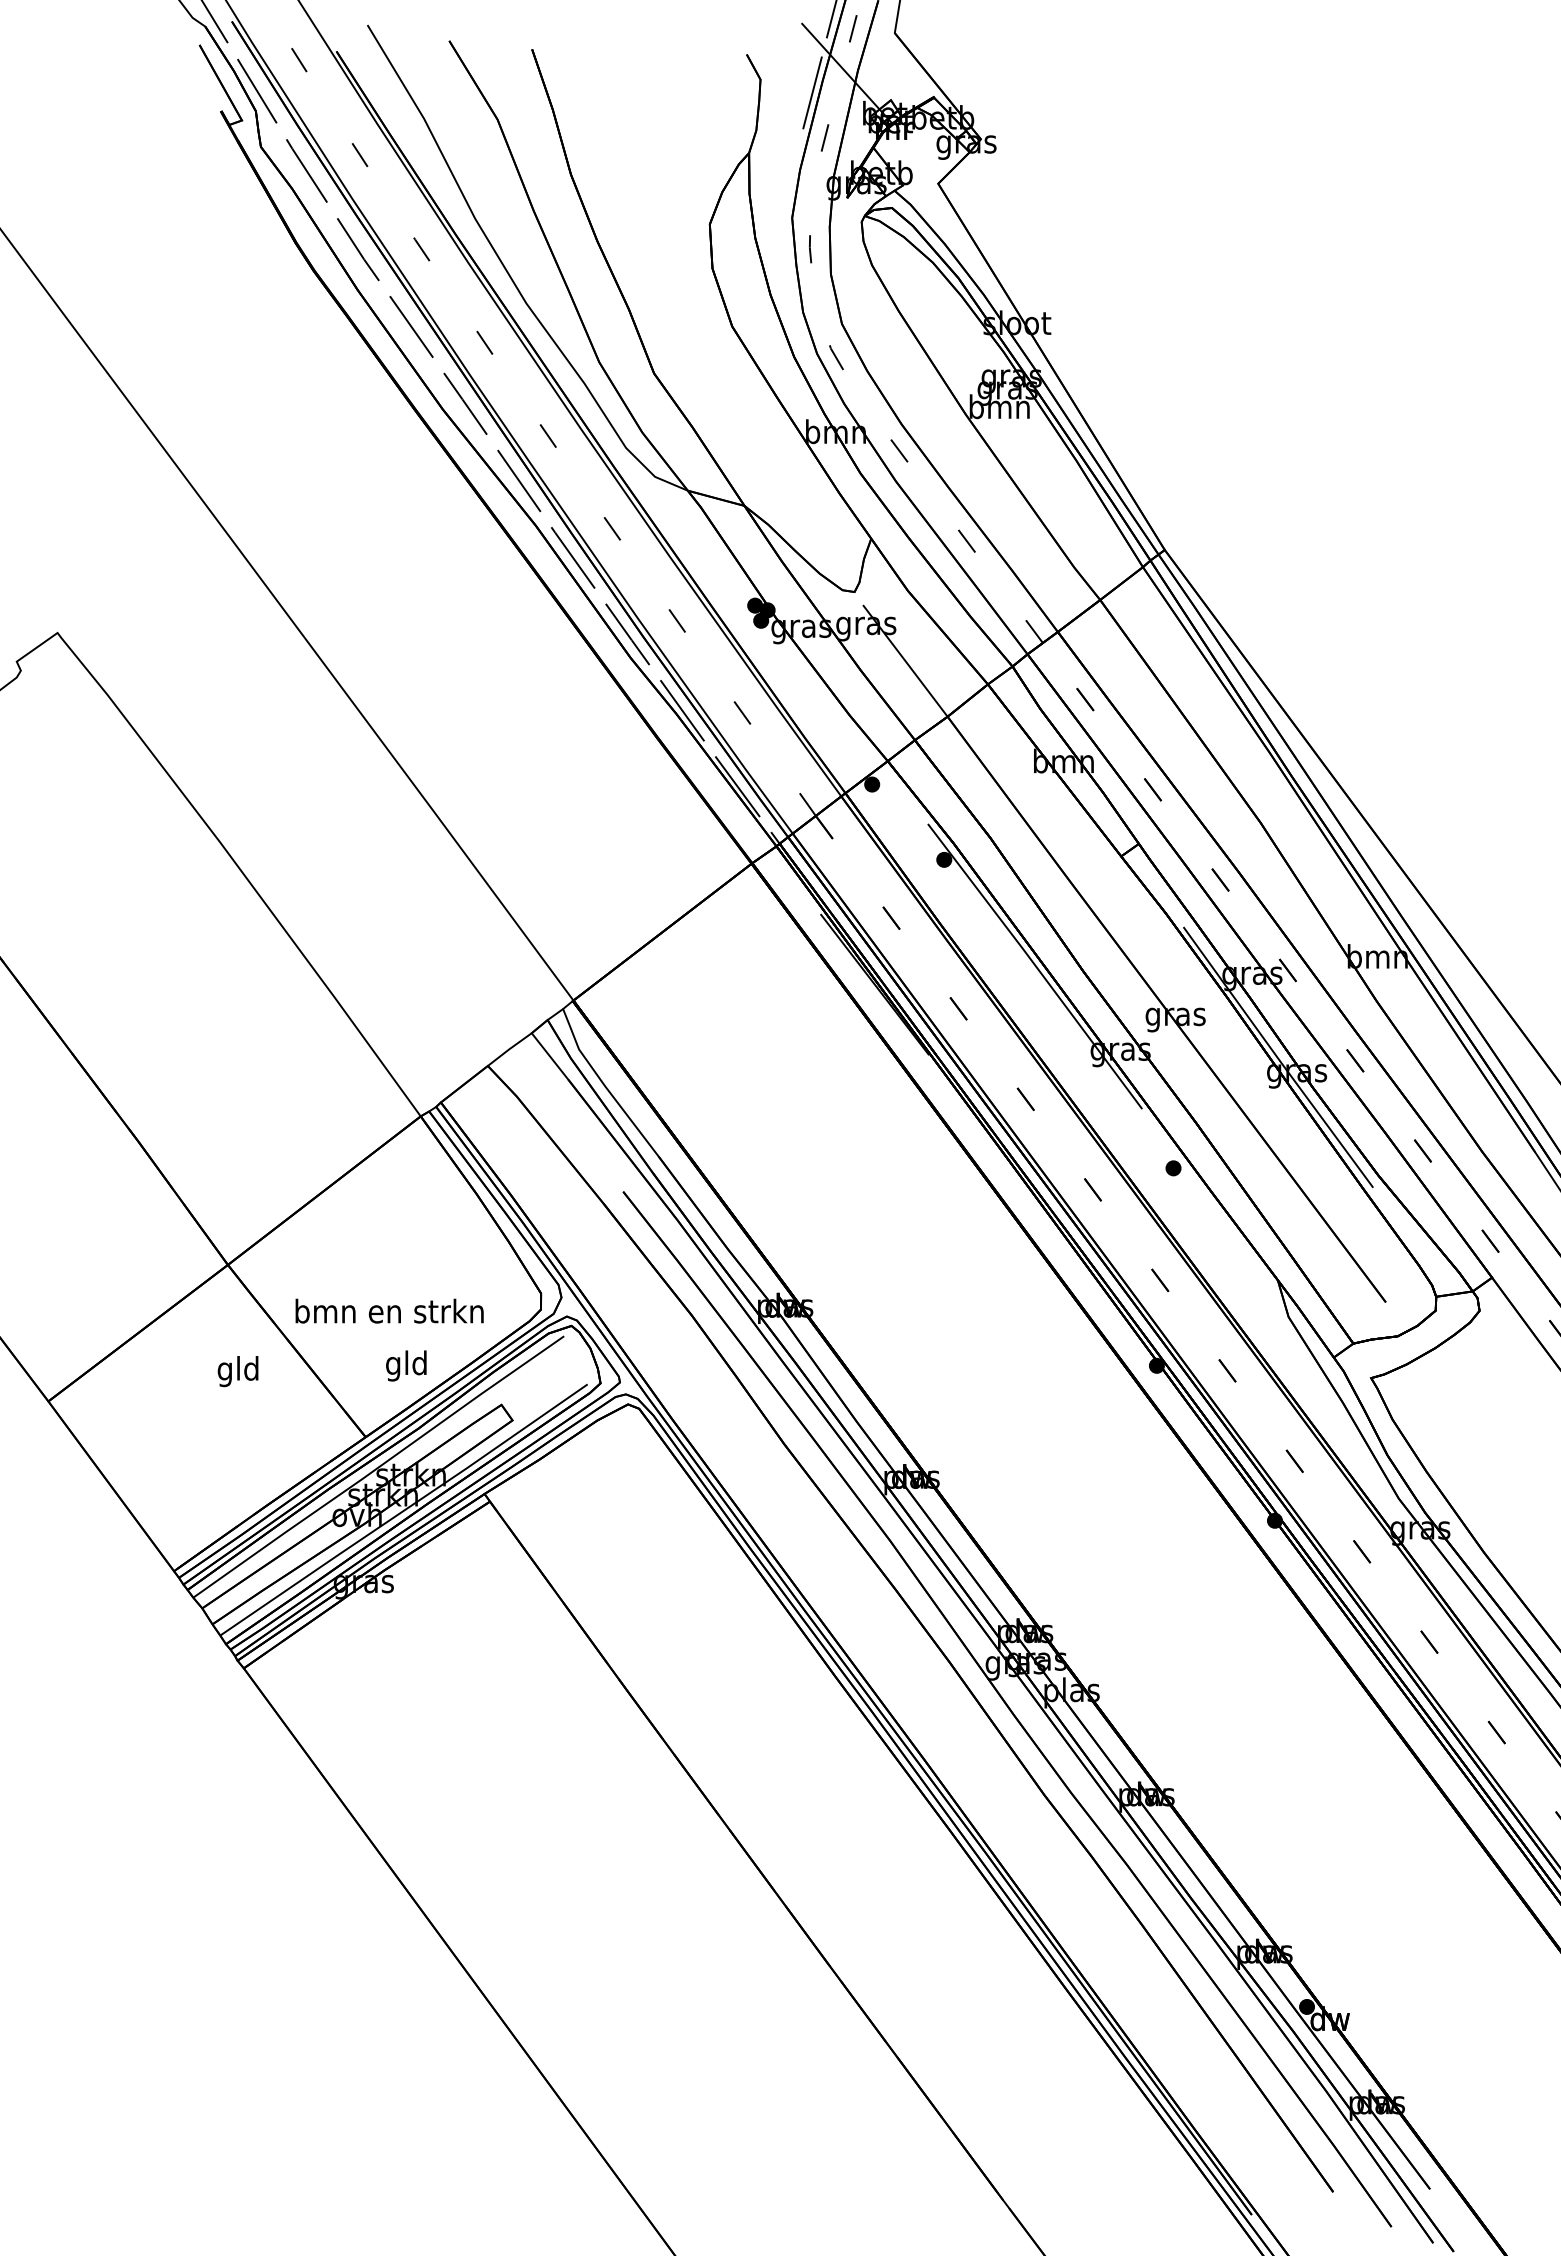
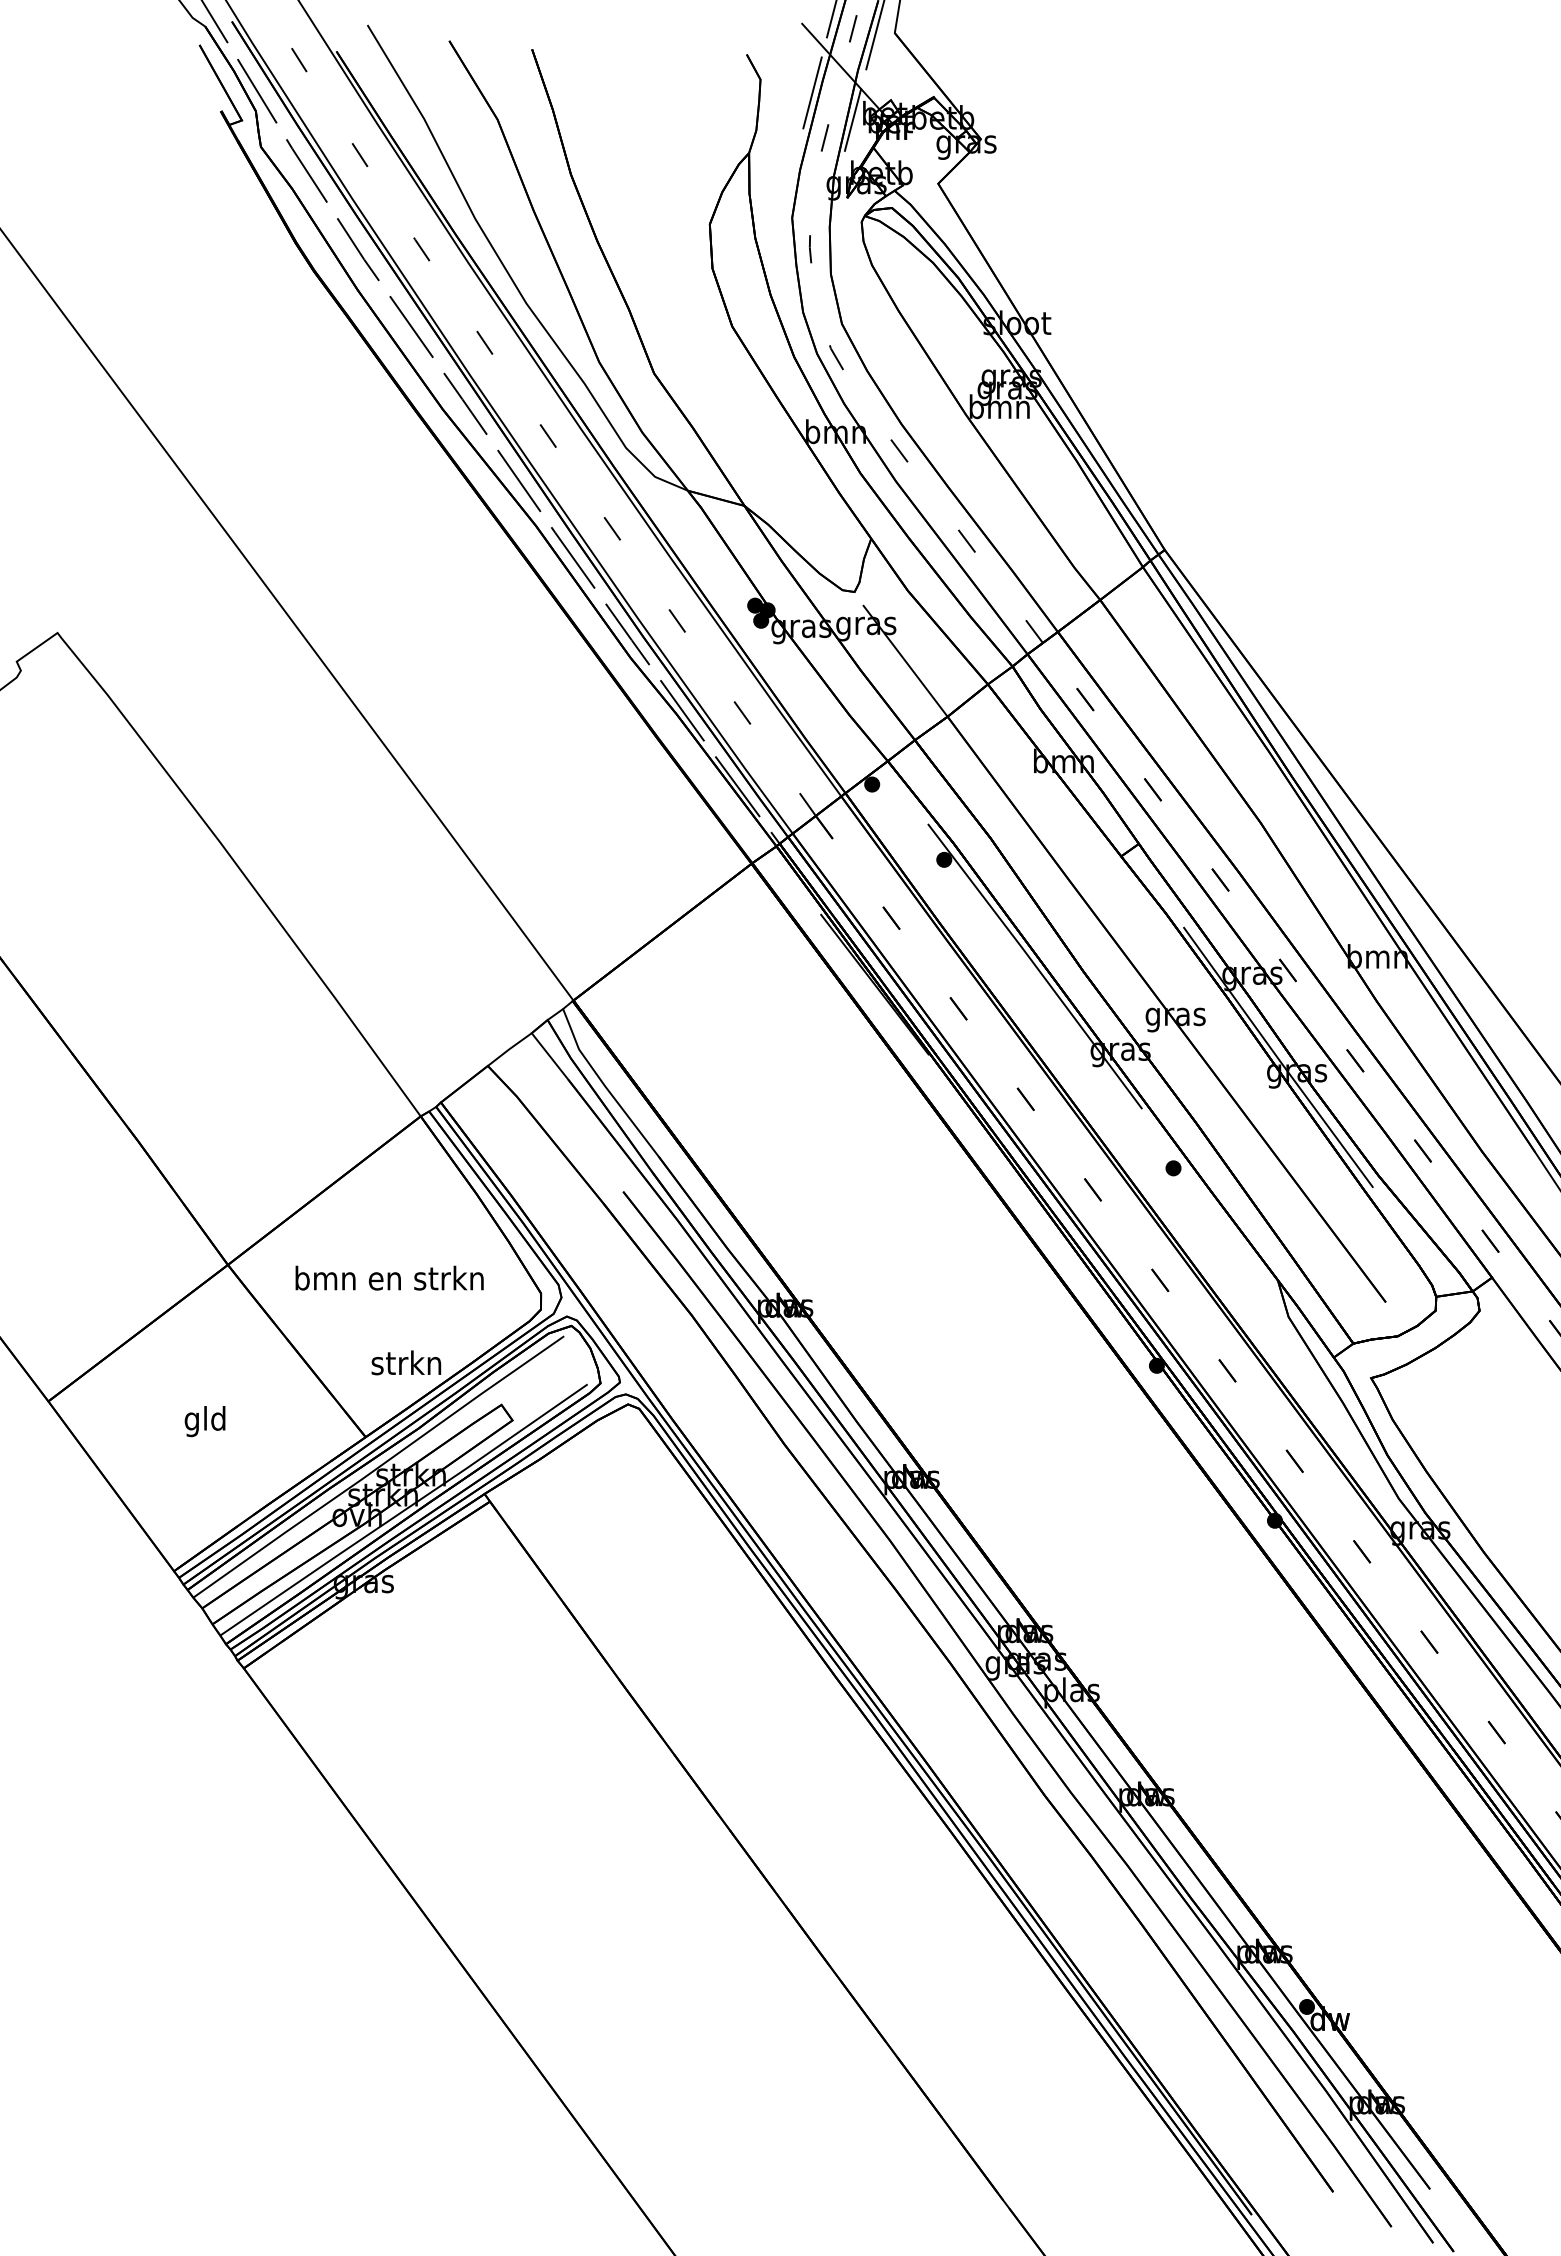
line: none -> present (863, 76)
text position: (389, 1310) -> (389, 1277) (389, 1277)
text: gld -> strkn (406, 1365)
text position: (237, 1371) -> (204, 1421) (204, 1421)
